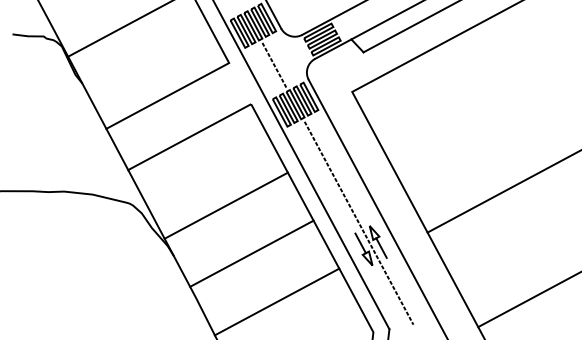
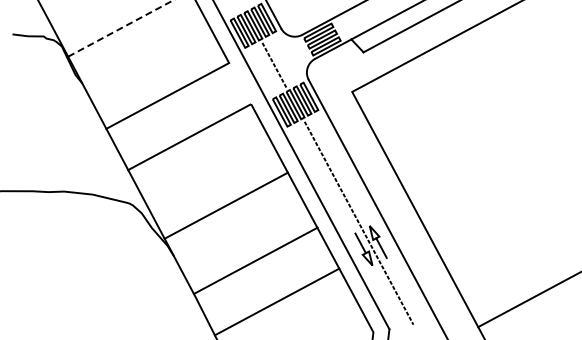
line: solid -> dashed (121, 28)
line: present -> none (502, 191)
line position: (251, 253) -> (255, 260) (255, 260)
